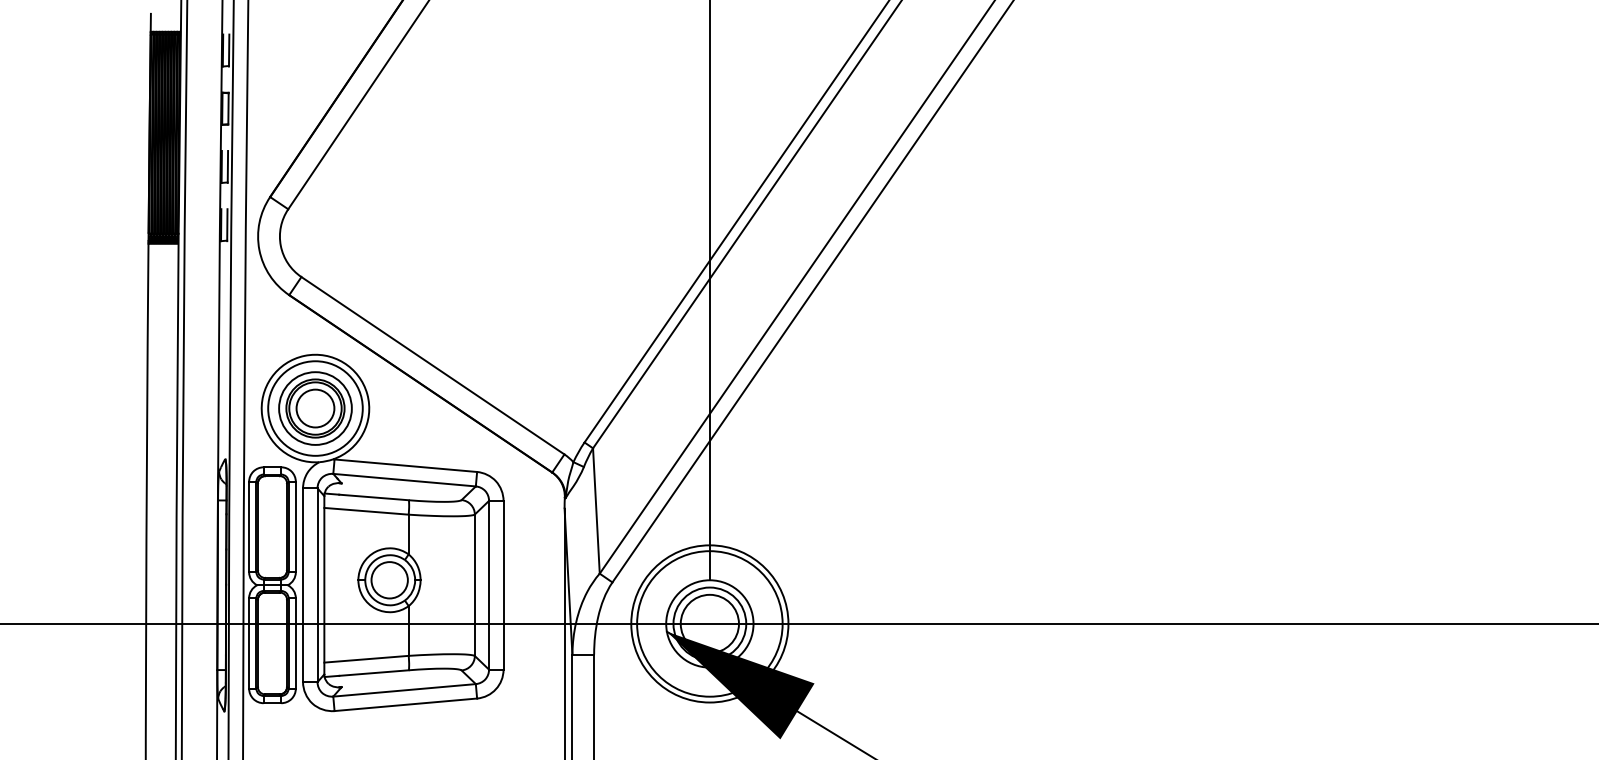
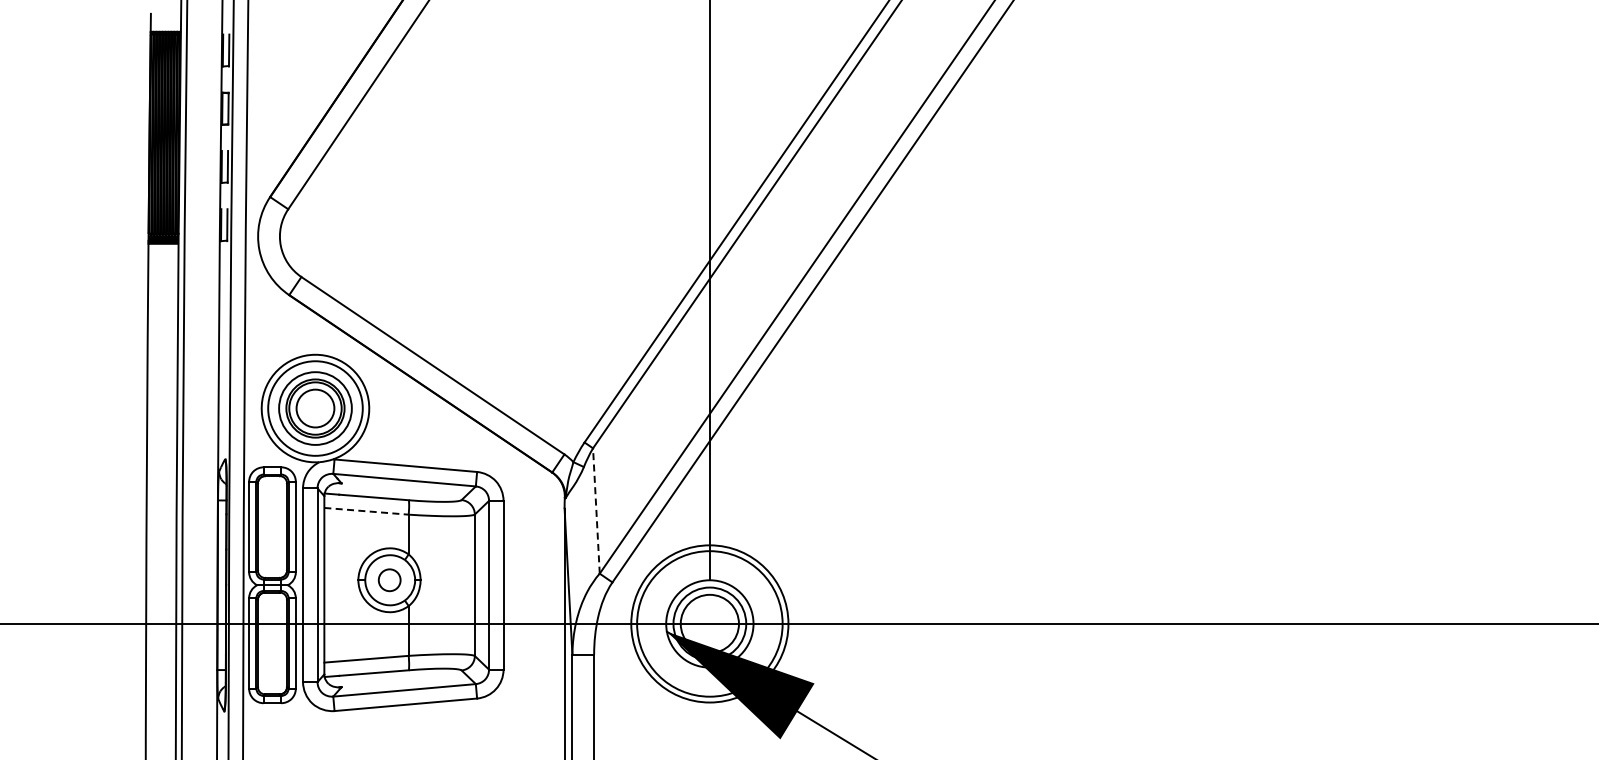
line: solid -> dashed (367, 511)
line: solid -> dashed (596, 511)
circle diameter: 36 px -> 22 px (389, 580)
